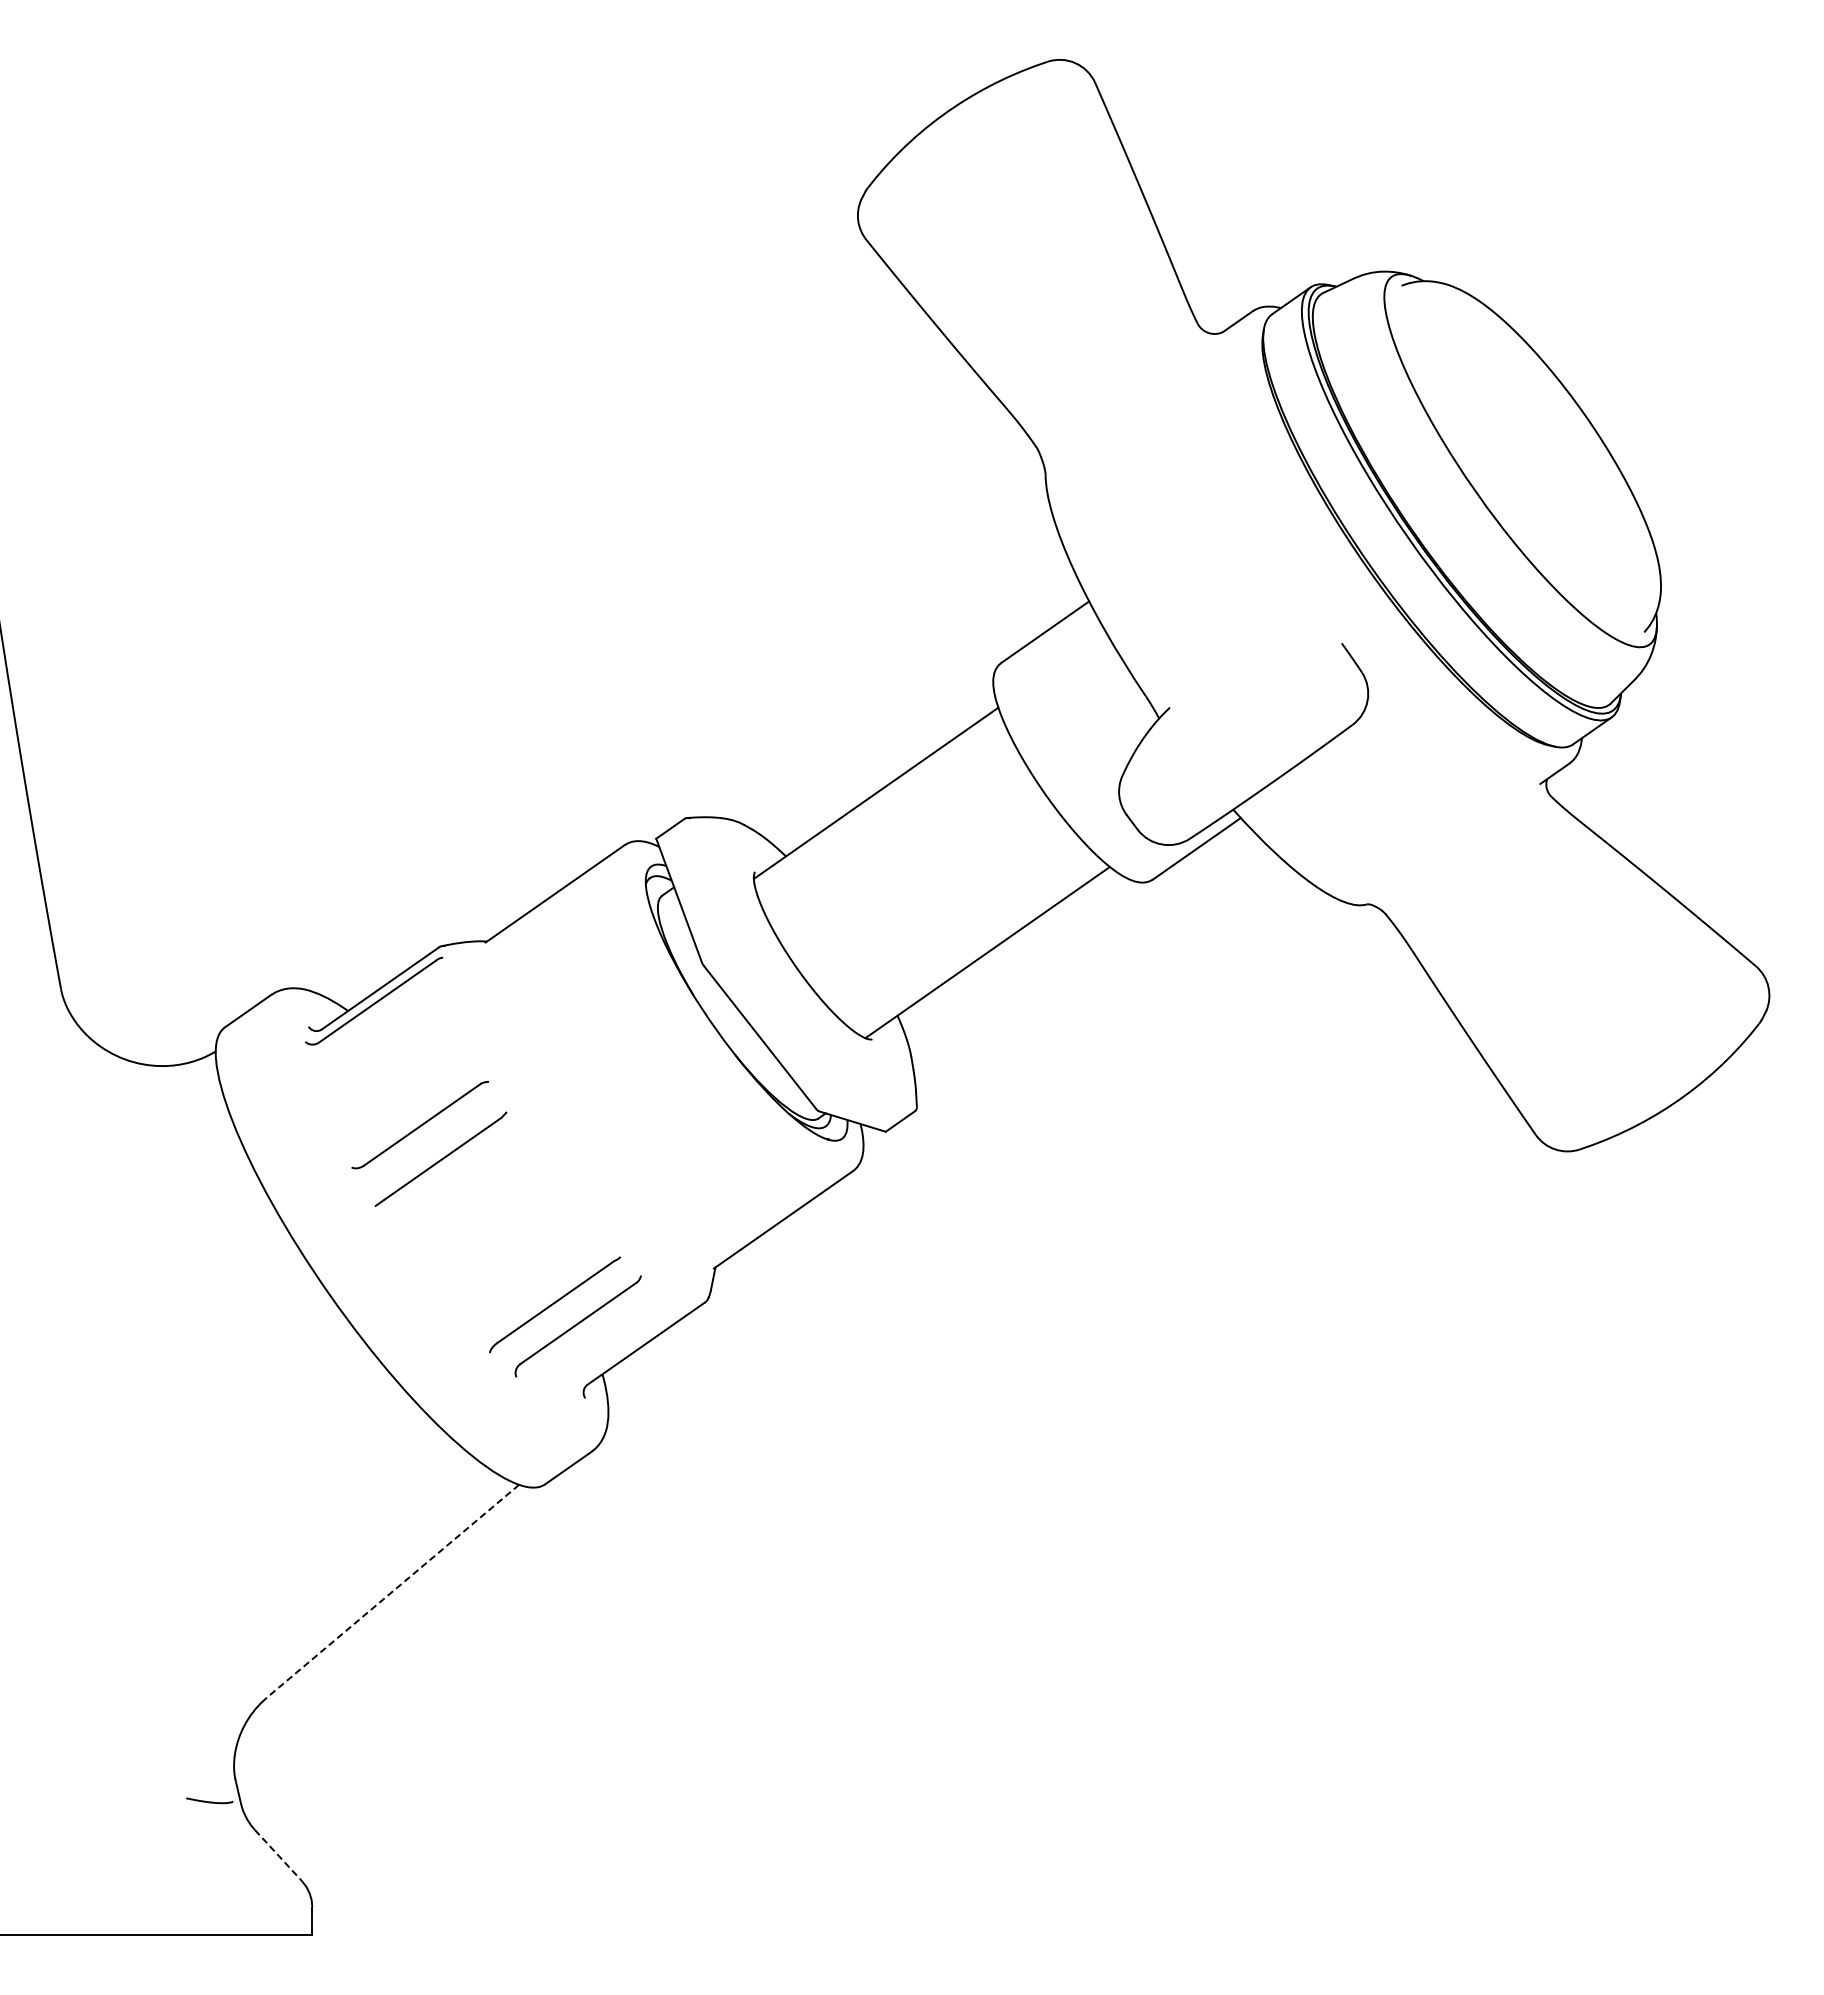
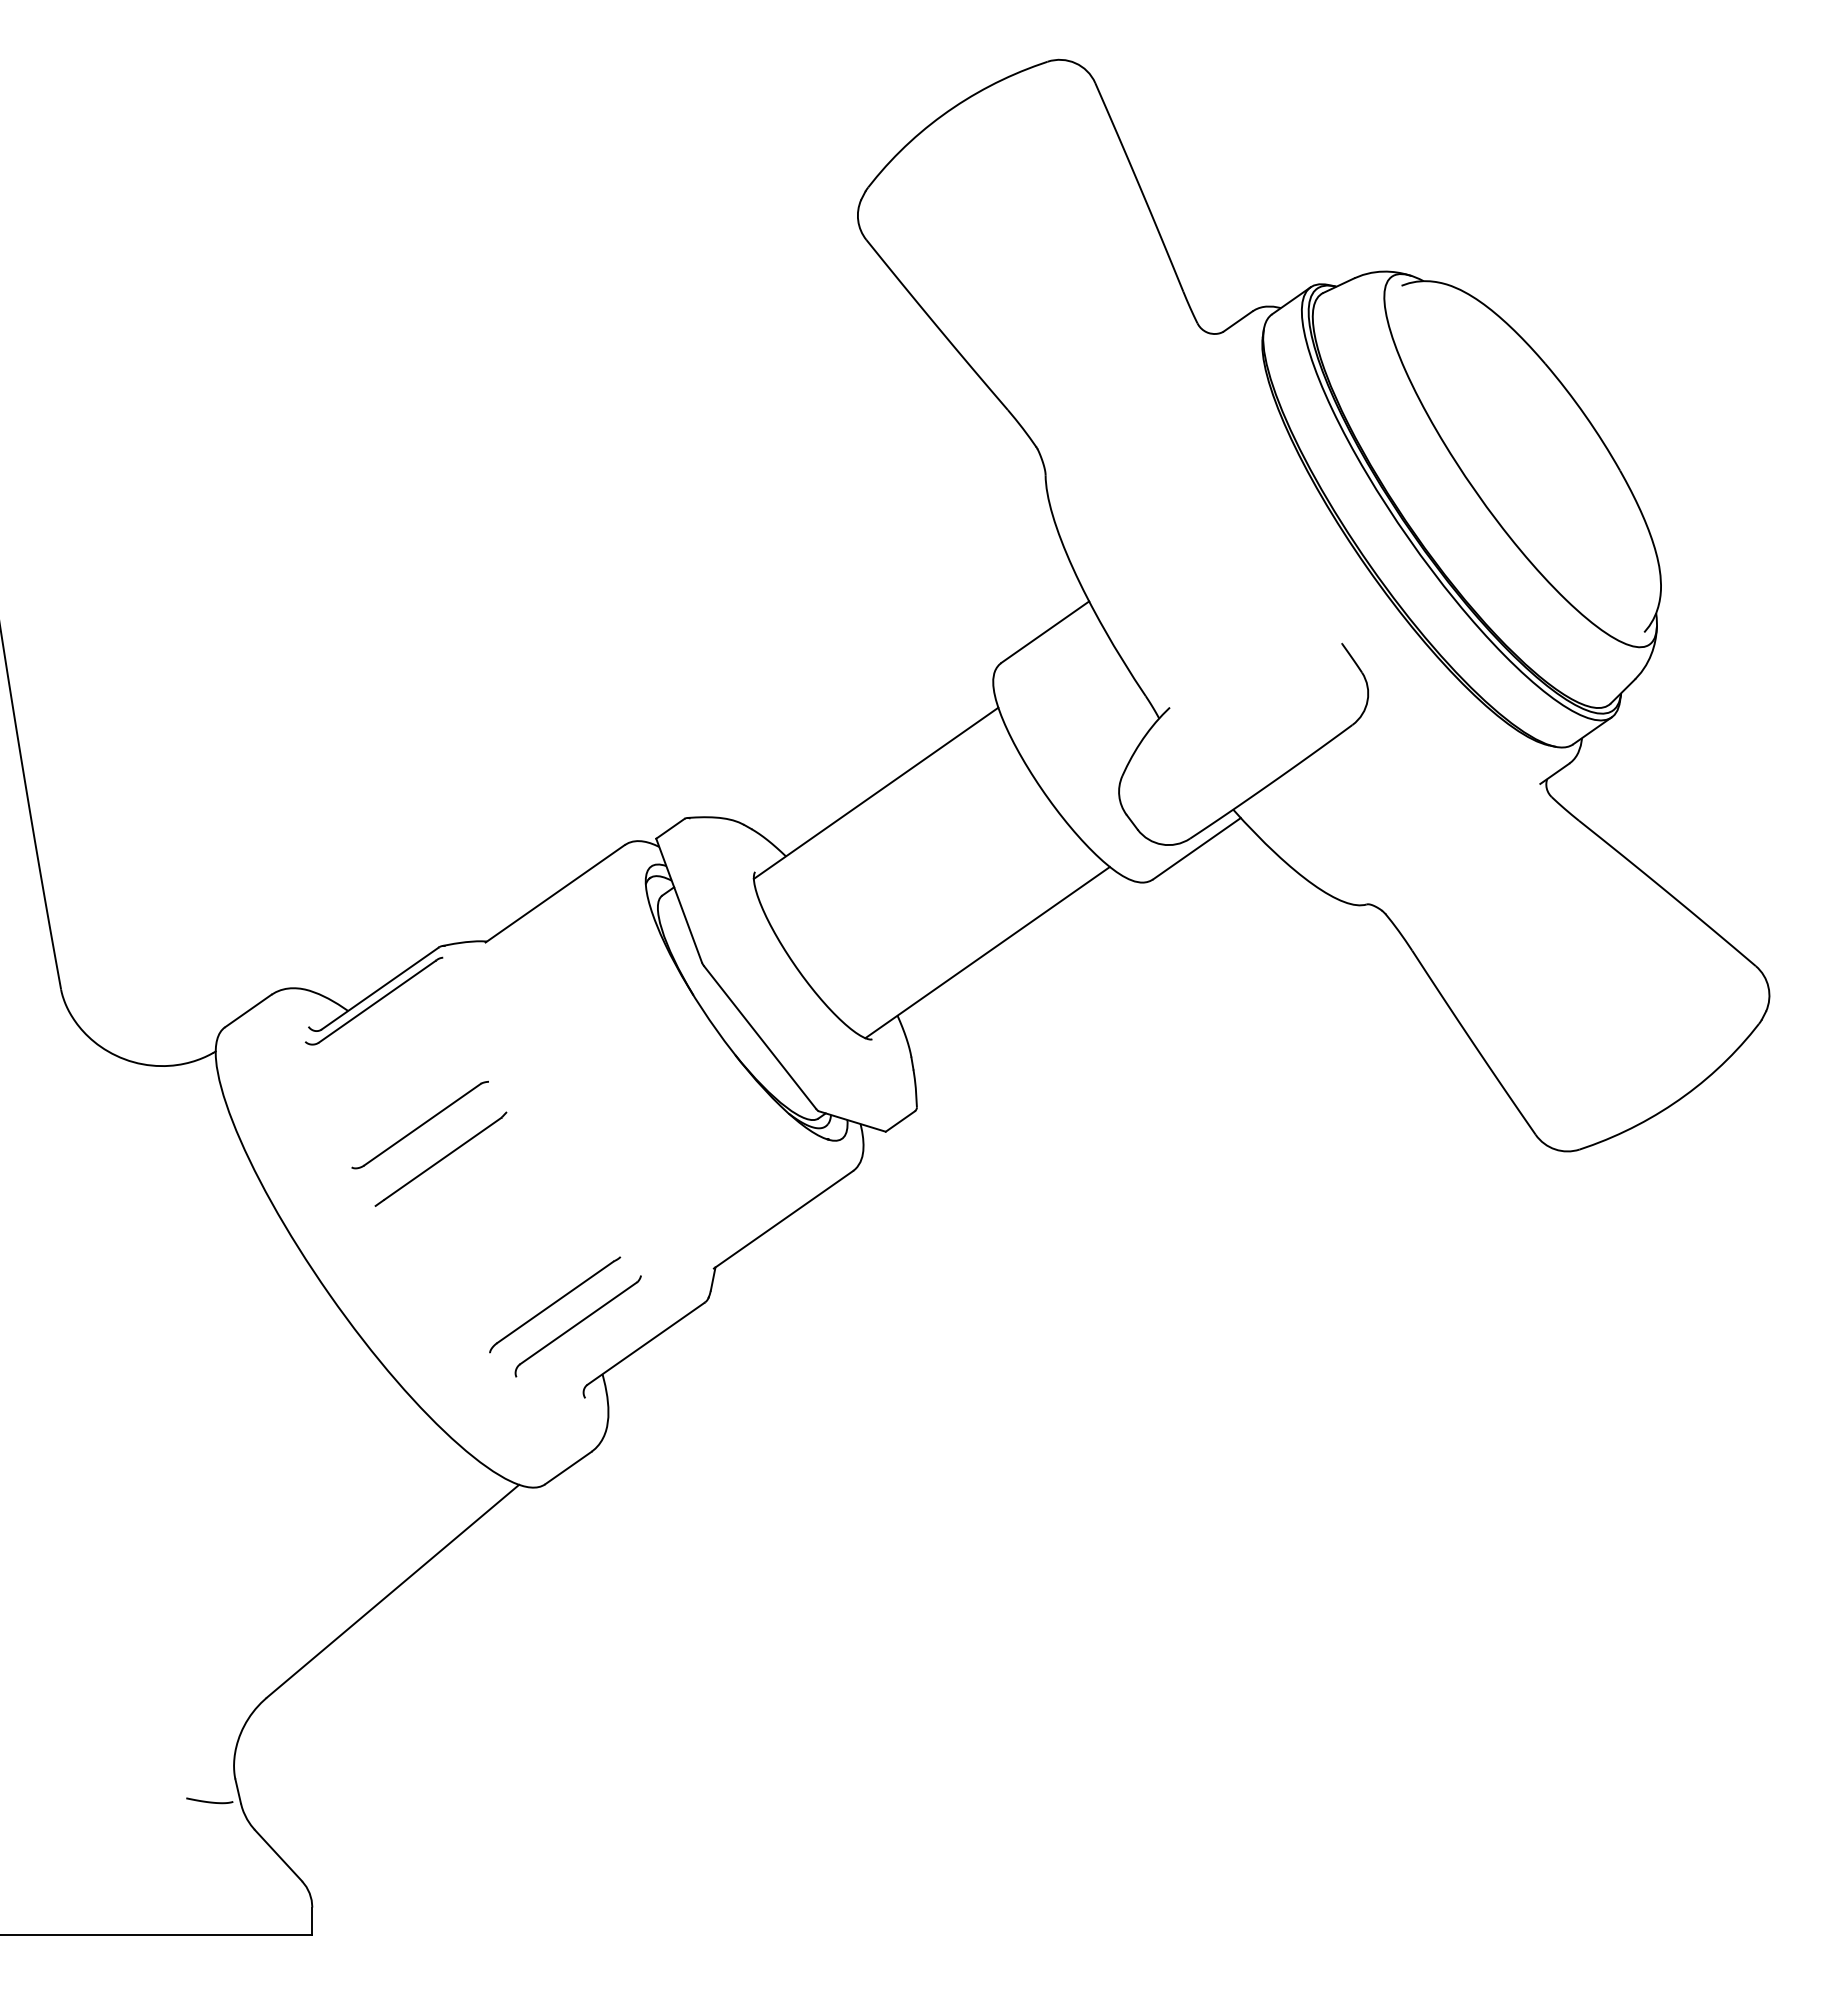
line: dashed -> solid (392, 1591)
line: dashed -> solid (278, 1855)
